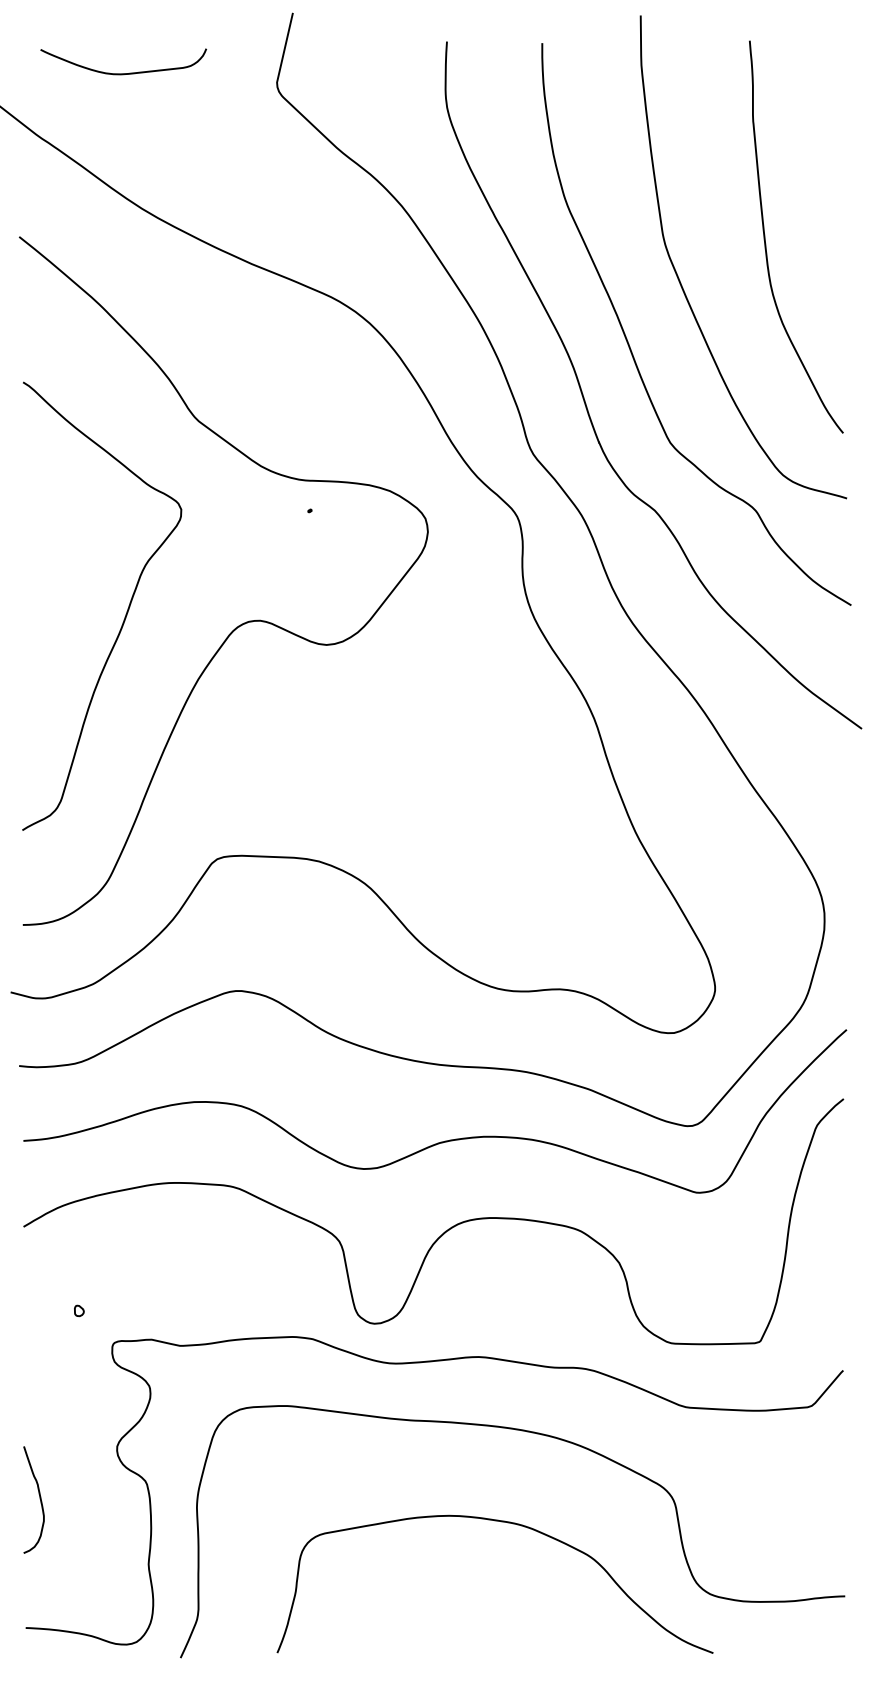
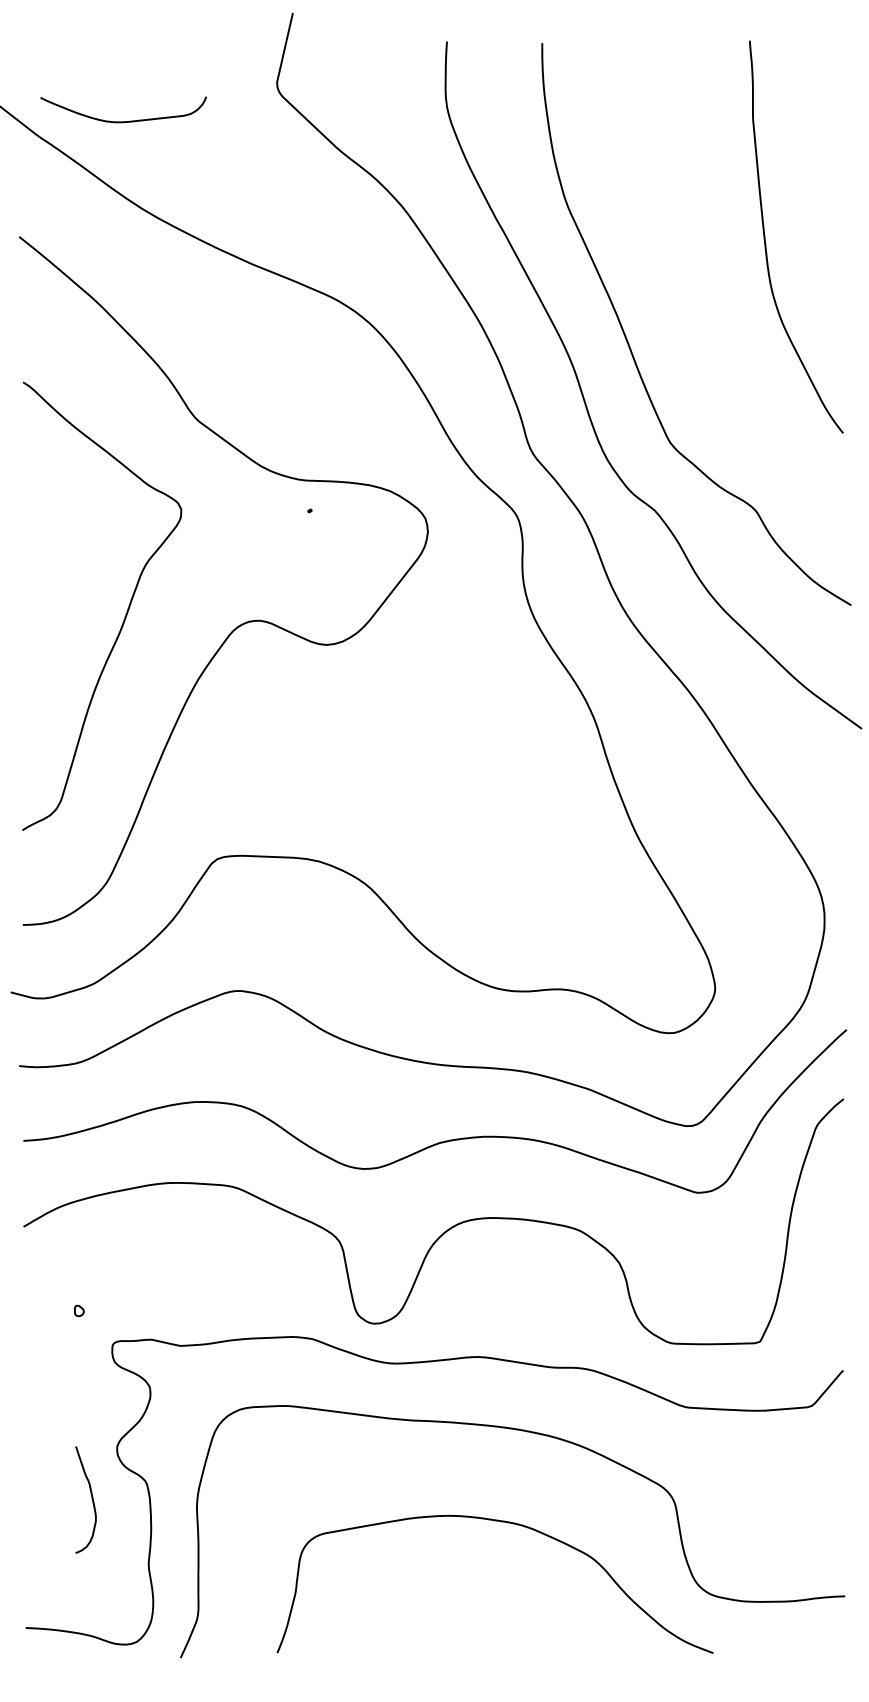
curve position: (123, 73) -> (123, 121) (123, 121)
curve: present -> none (680, 280)
curve position: (39, 1499) -> (91, 1499) (91, 1499)
